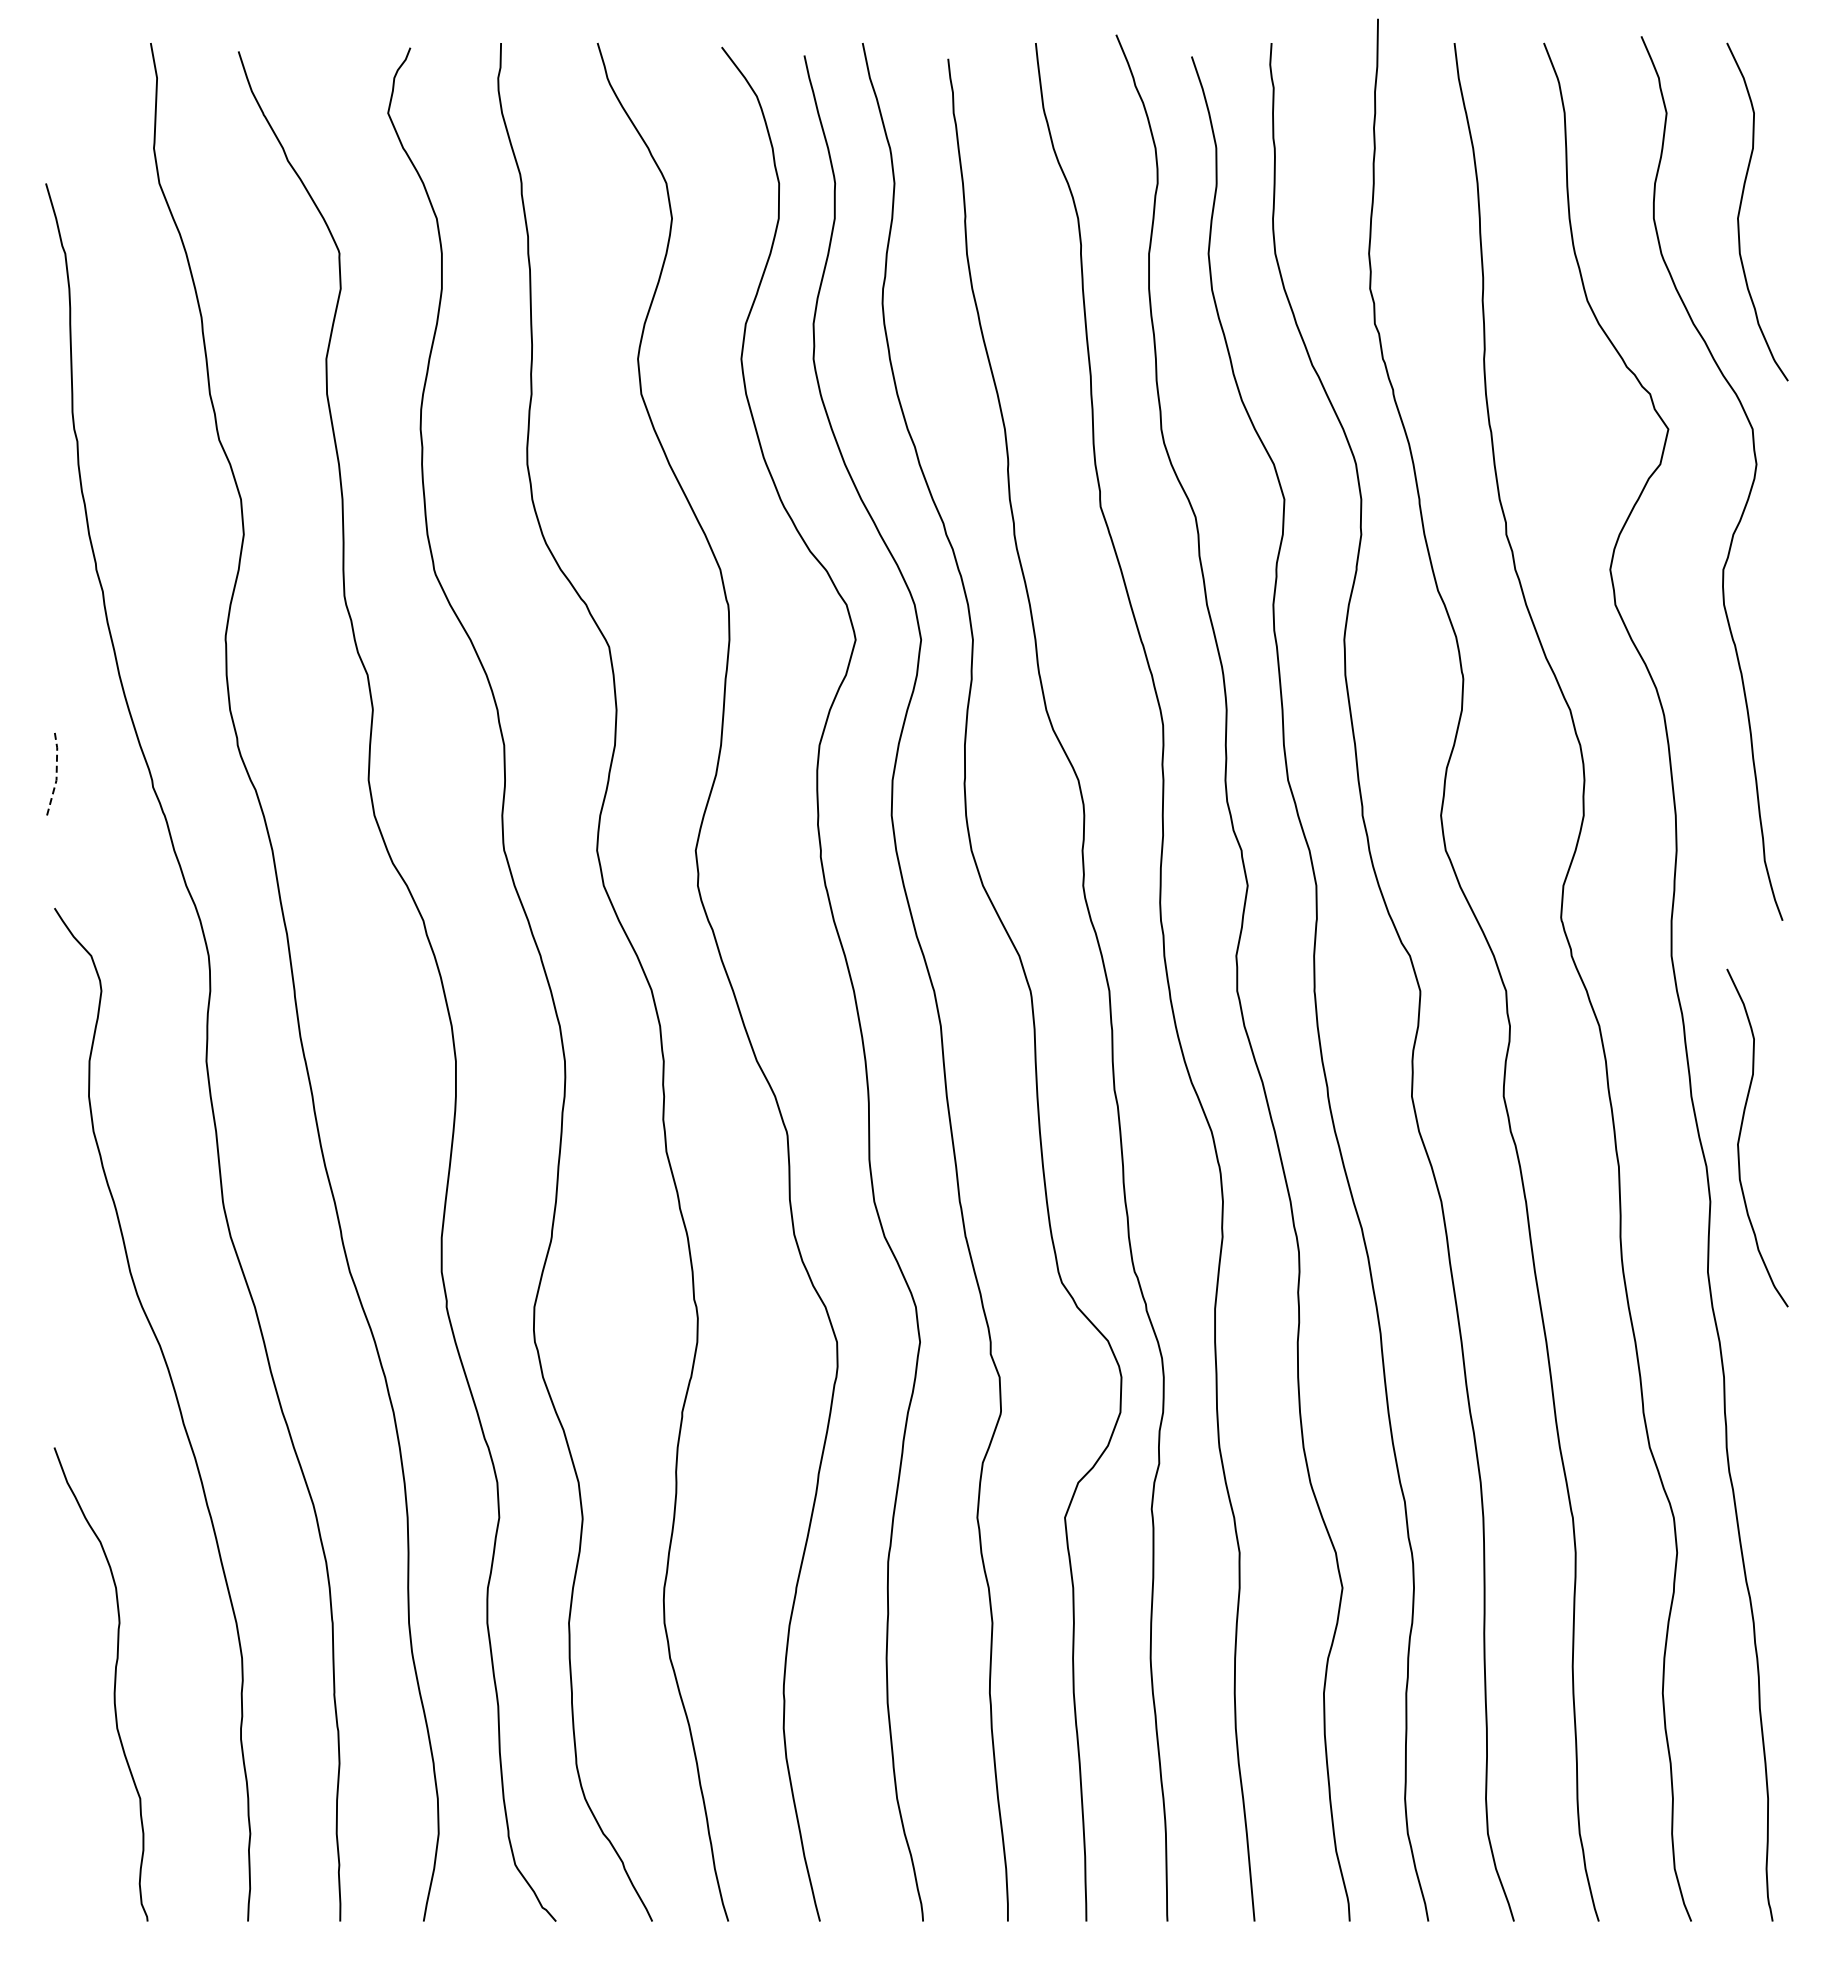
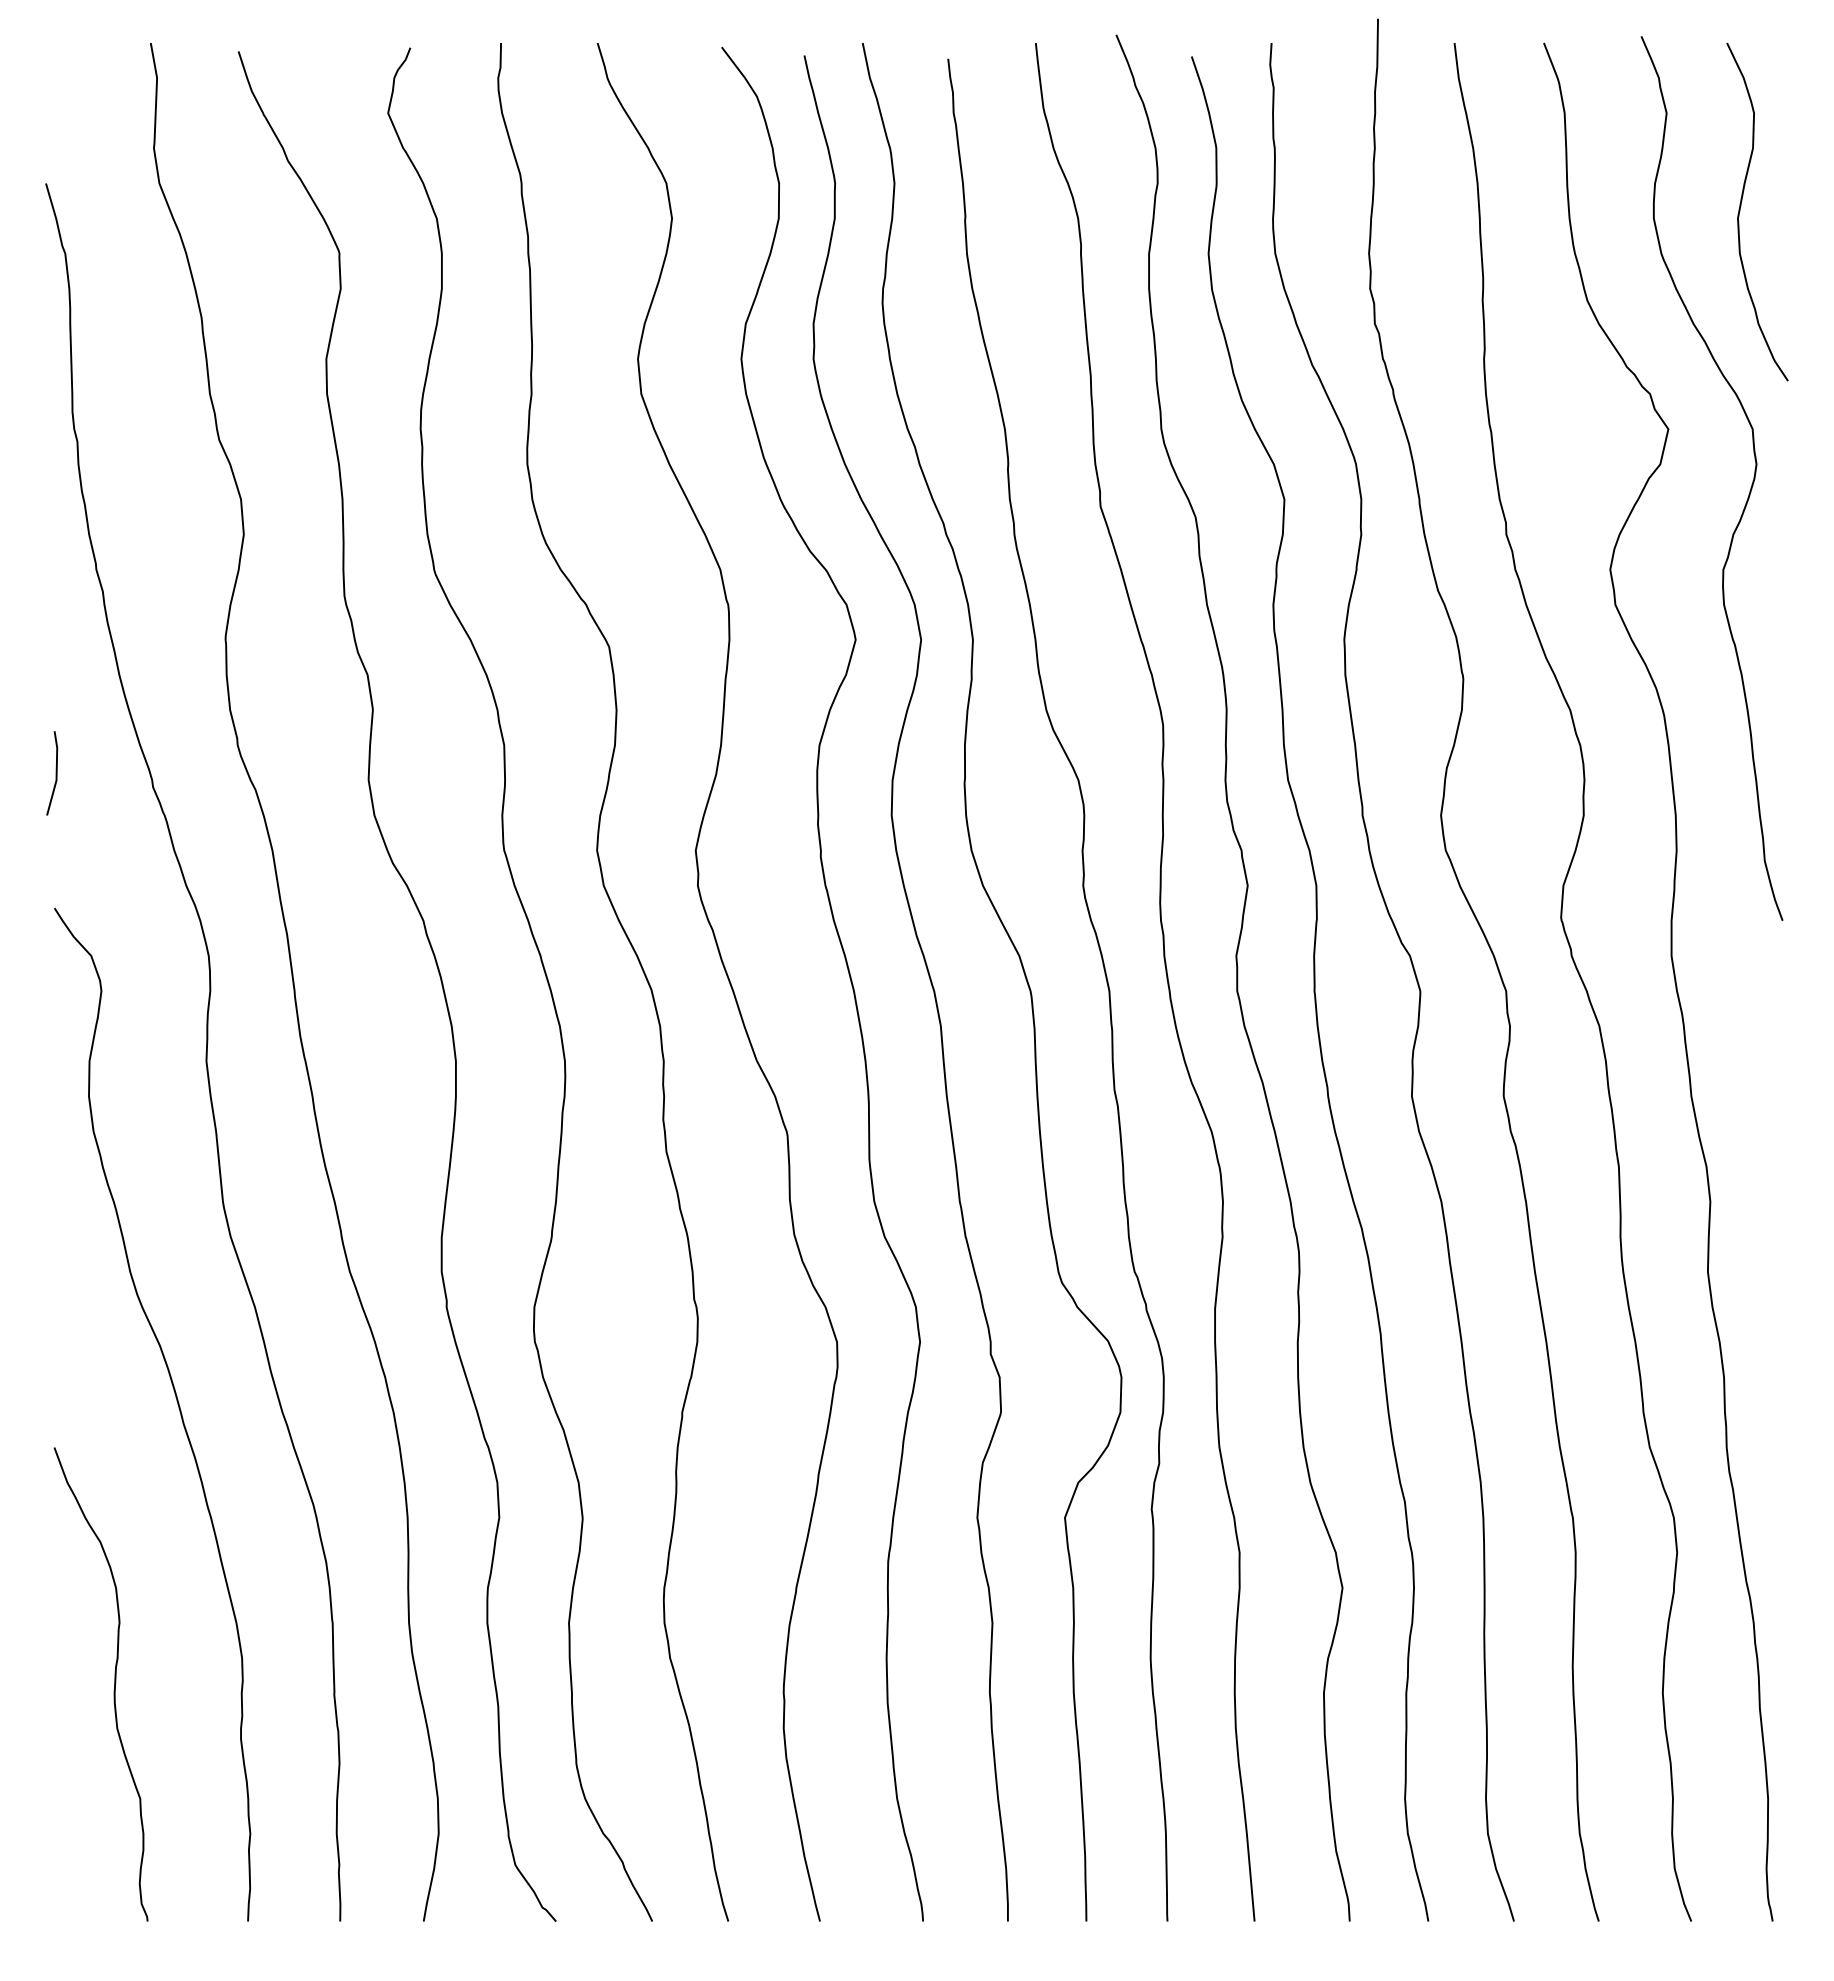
line: dashed -> solid (56, 773)
curve: present -> none (1741, 1132)
